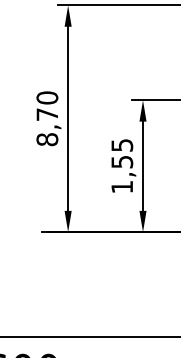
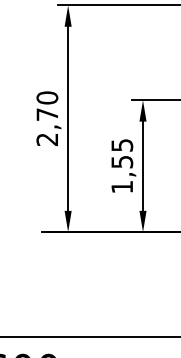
text: 8,70 -> 2,70 (47, 139)
